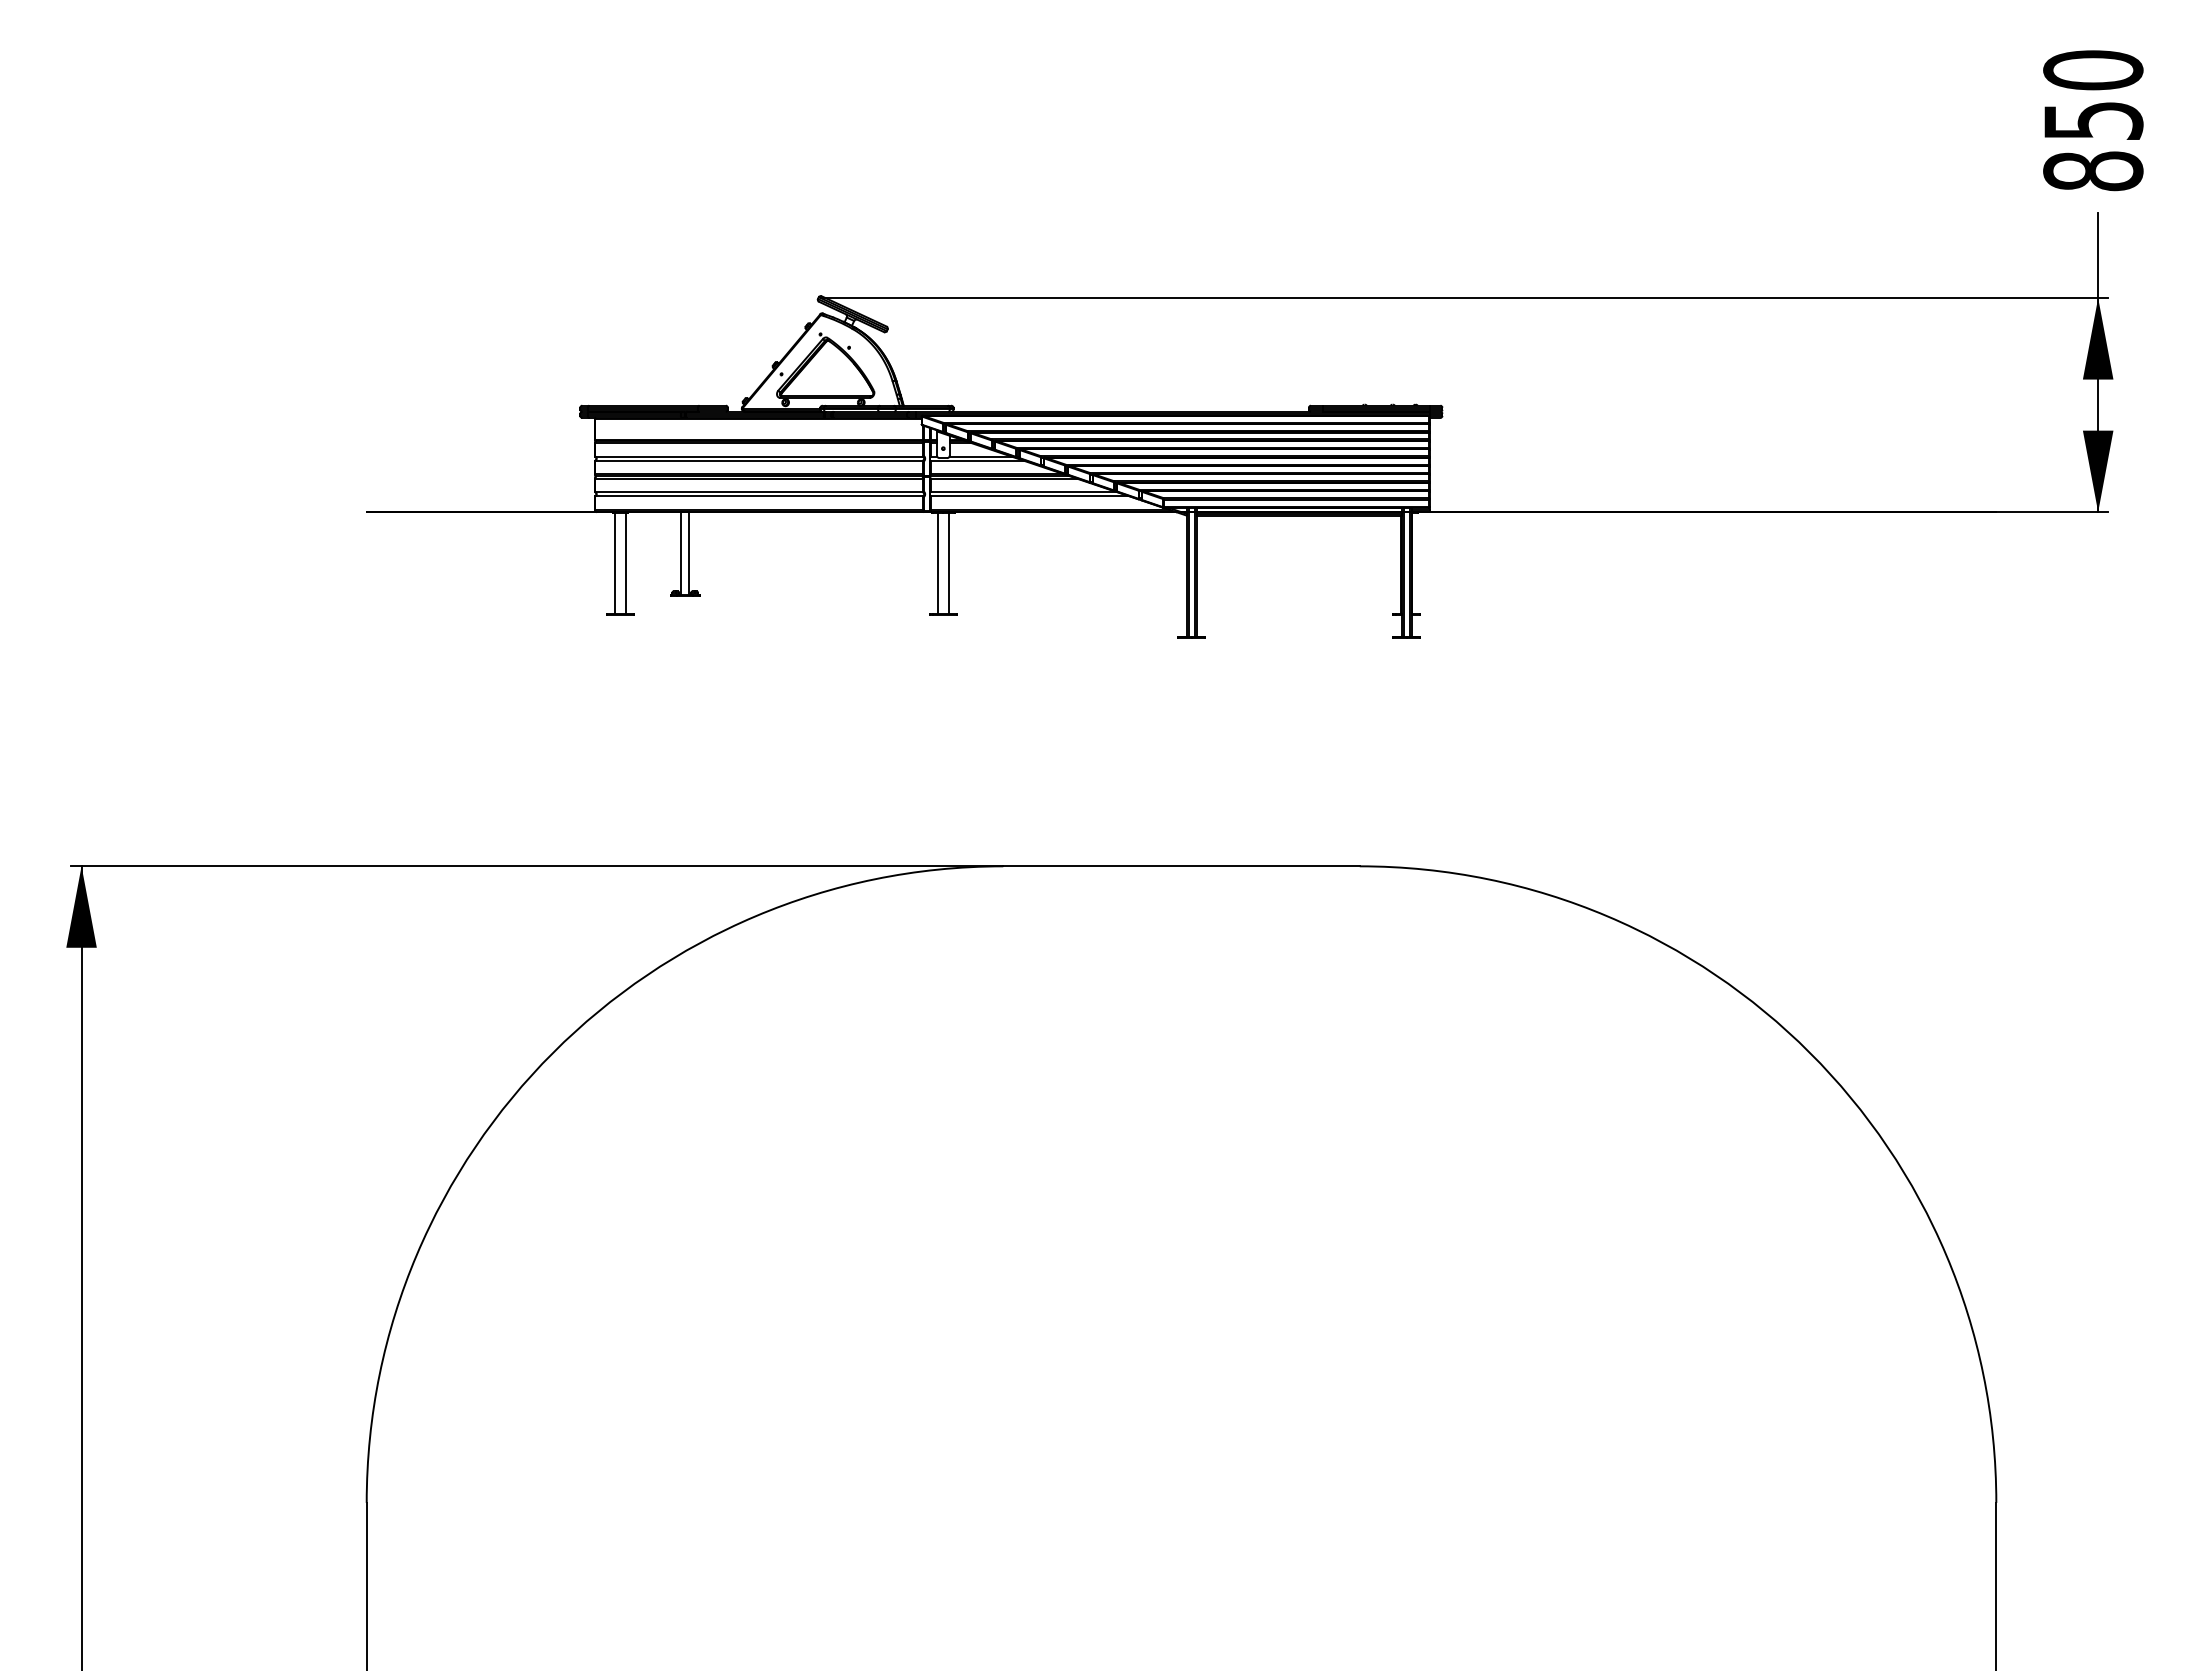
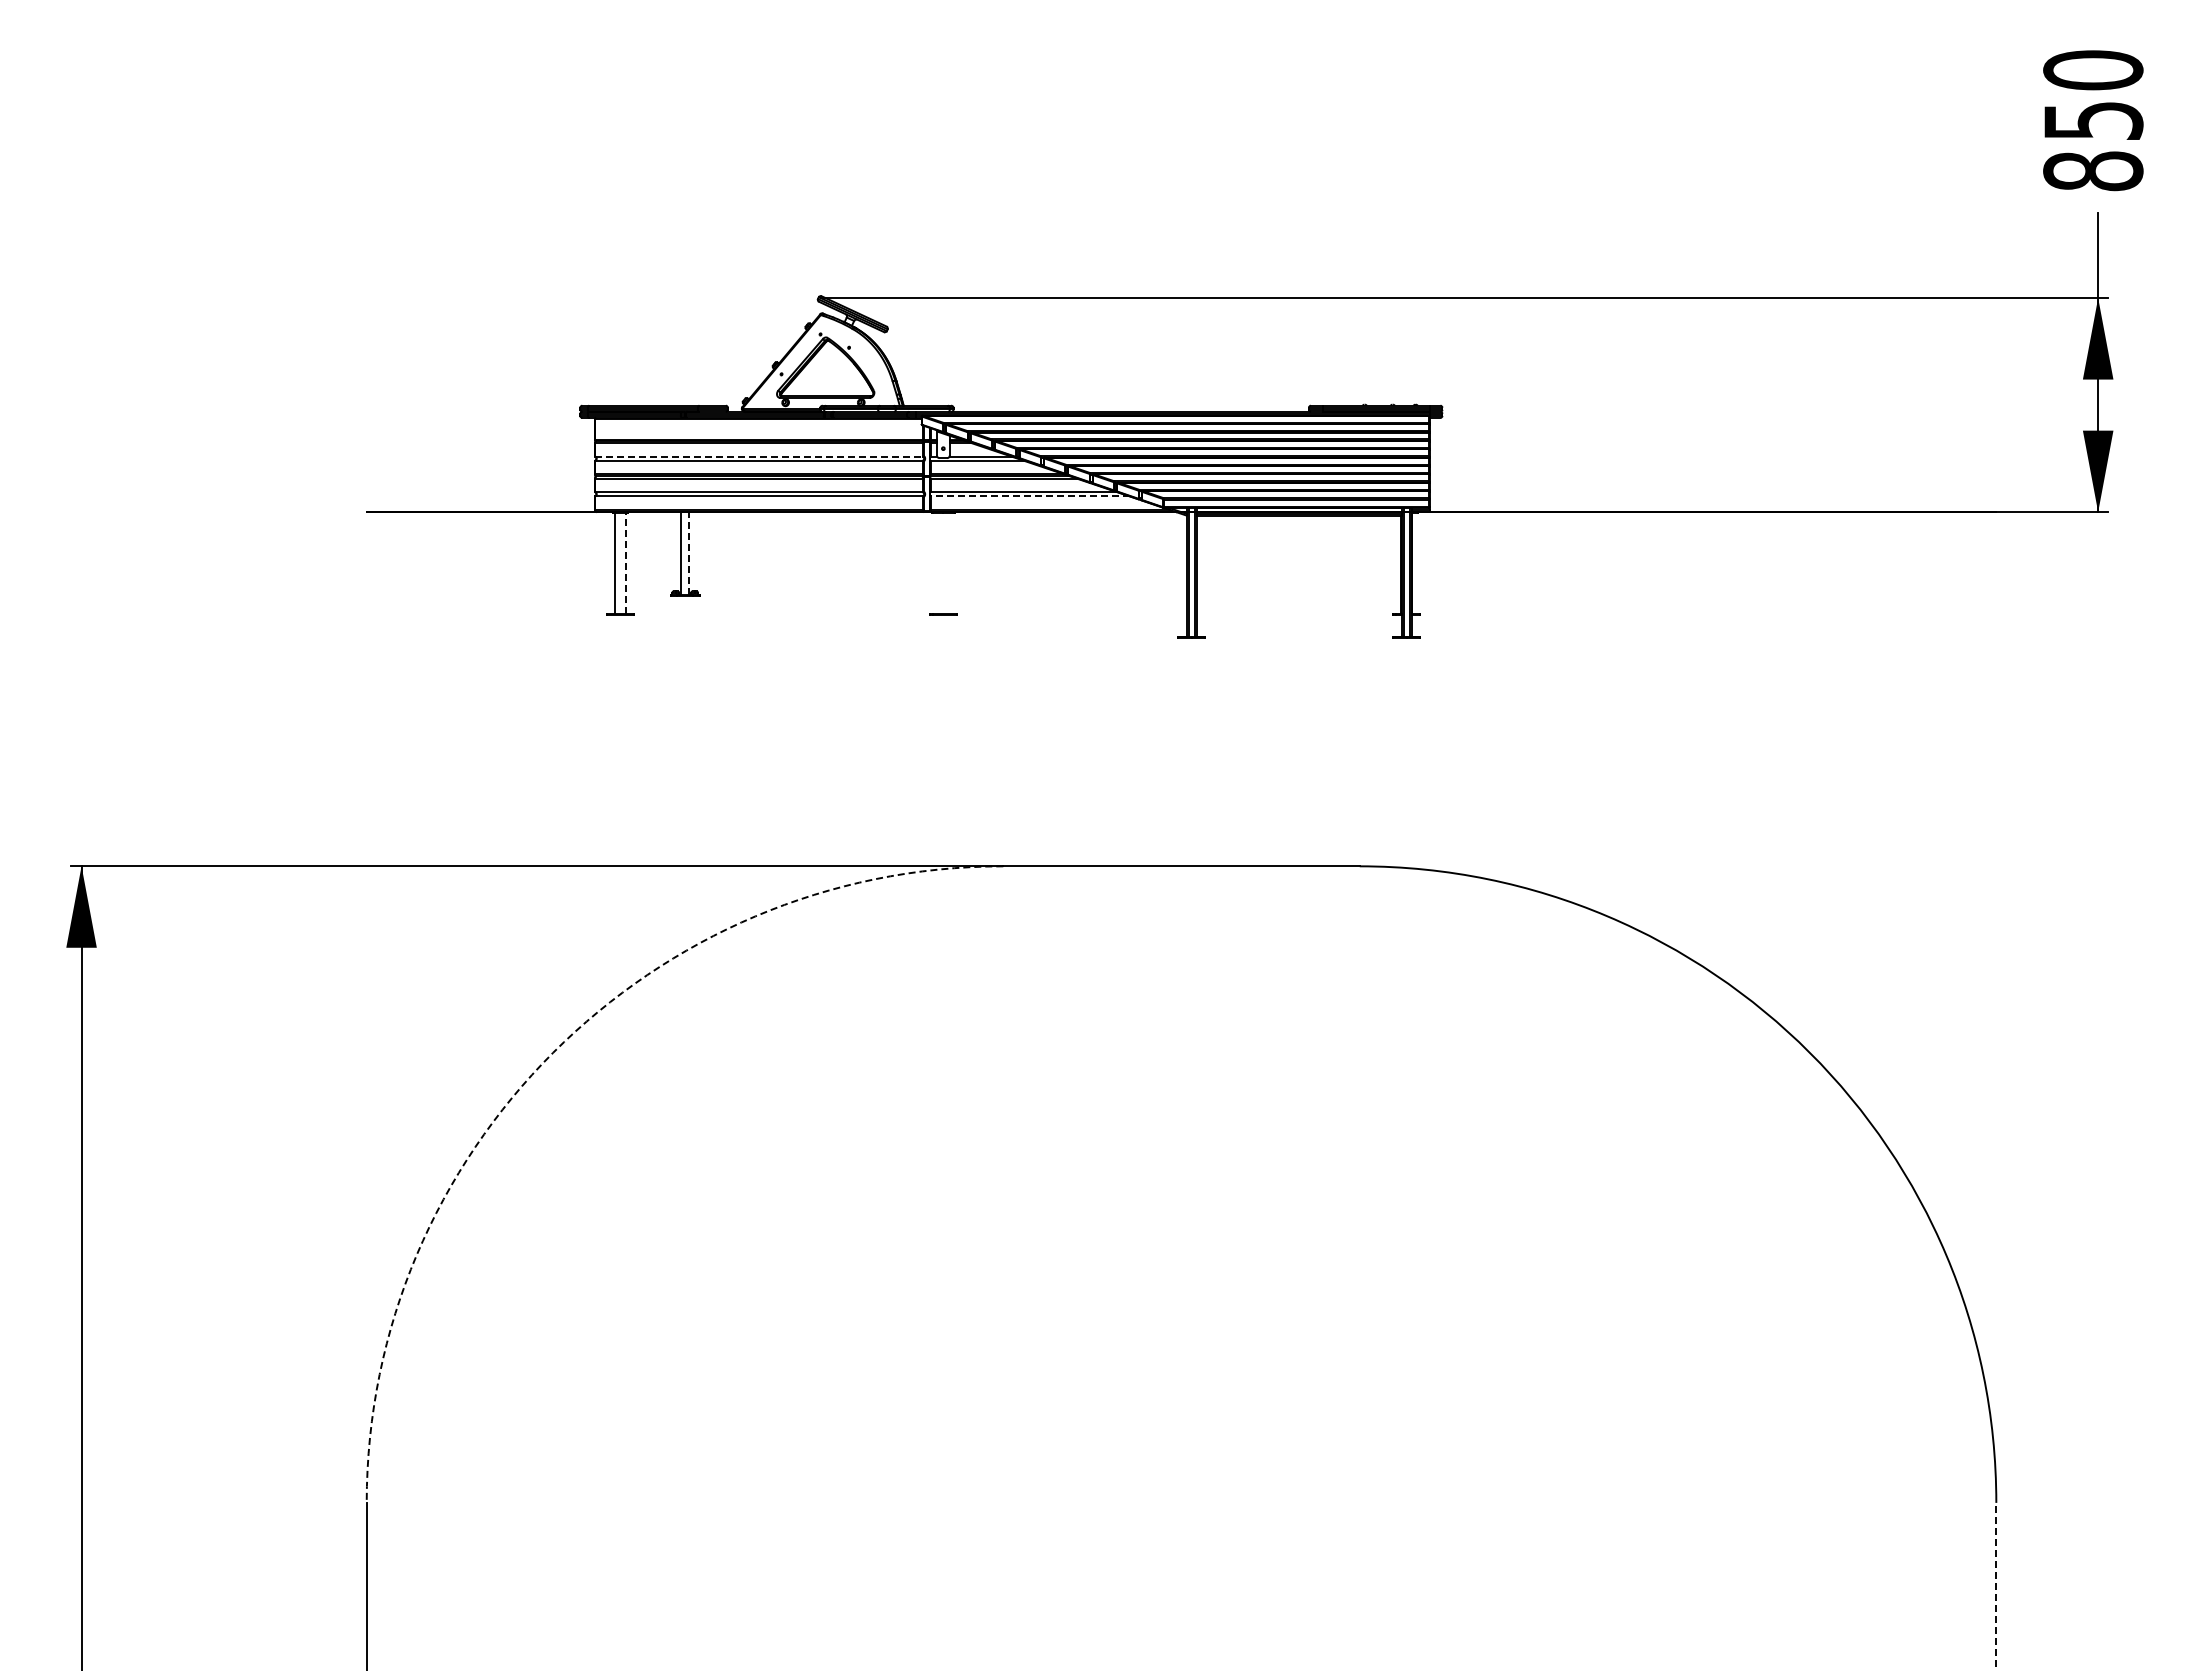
line: solid -> dashed (758, 456)
line: solid -> dashed (1029, 496)
line: solid -> dashed (689, 553)
line: solid -> dashed (625, 563)
line: present -> none (938, 563)
line: present -> none (948, 563)
arc: solid -> dashed (553, 1052)
line: solid -> dashed (1996, 1586)
